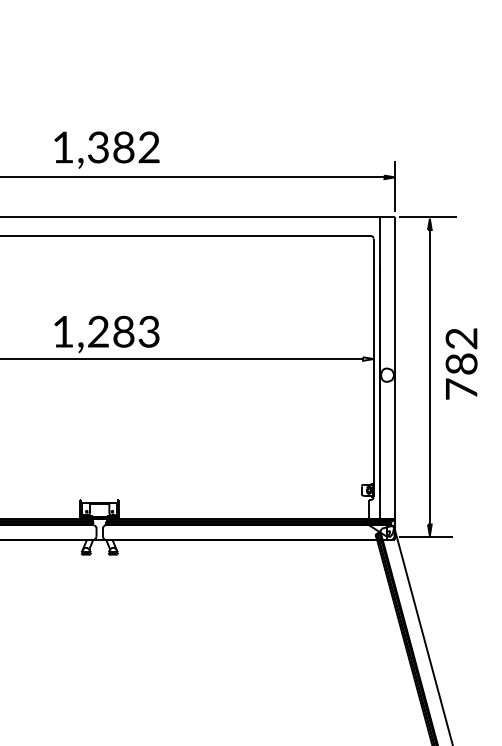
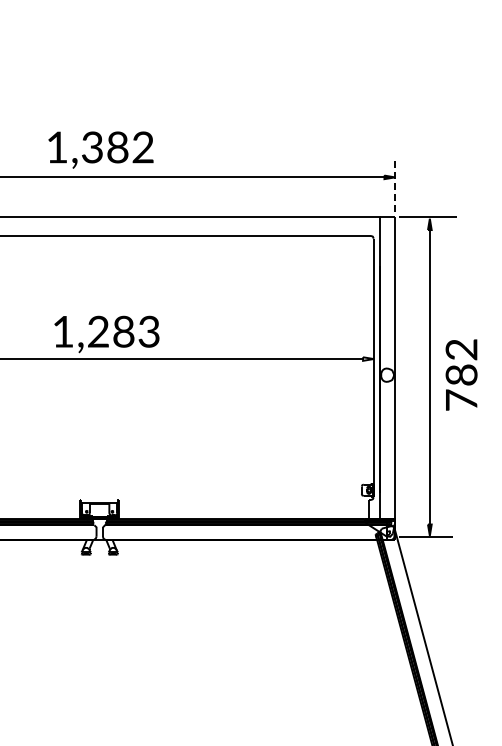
text position: (106, 149) -> (100, 149) (100, 149)
line: solid -> dashed (395, 186)
text position: (461, 363) -> (461, 374) (461, 374)
